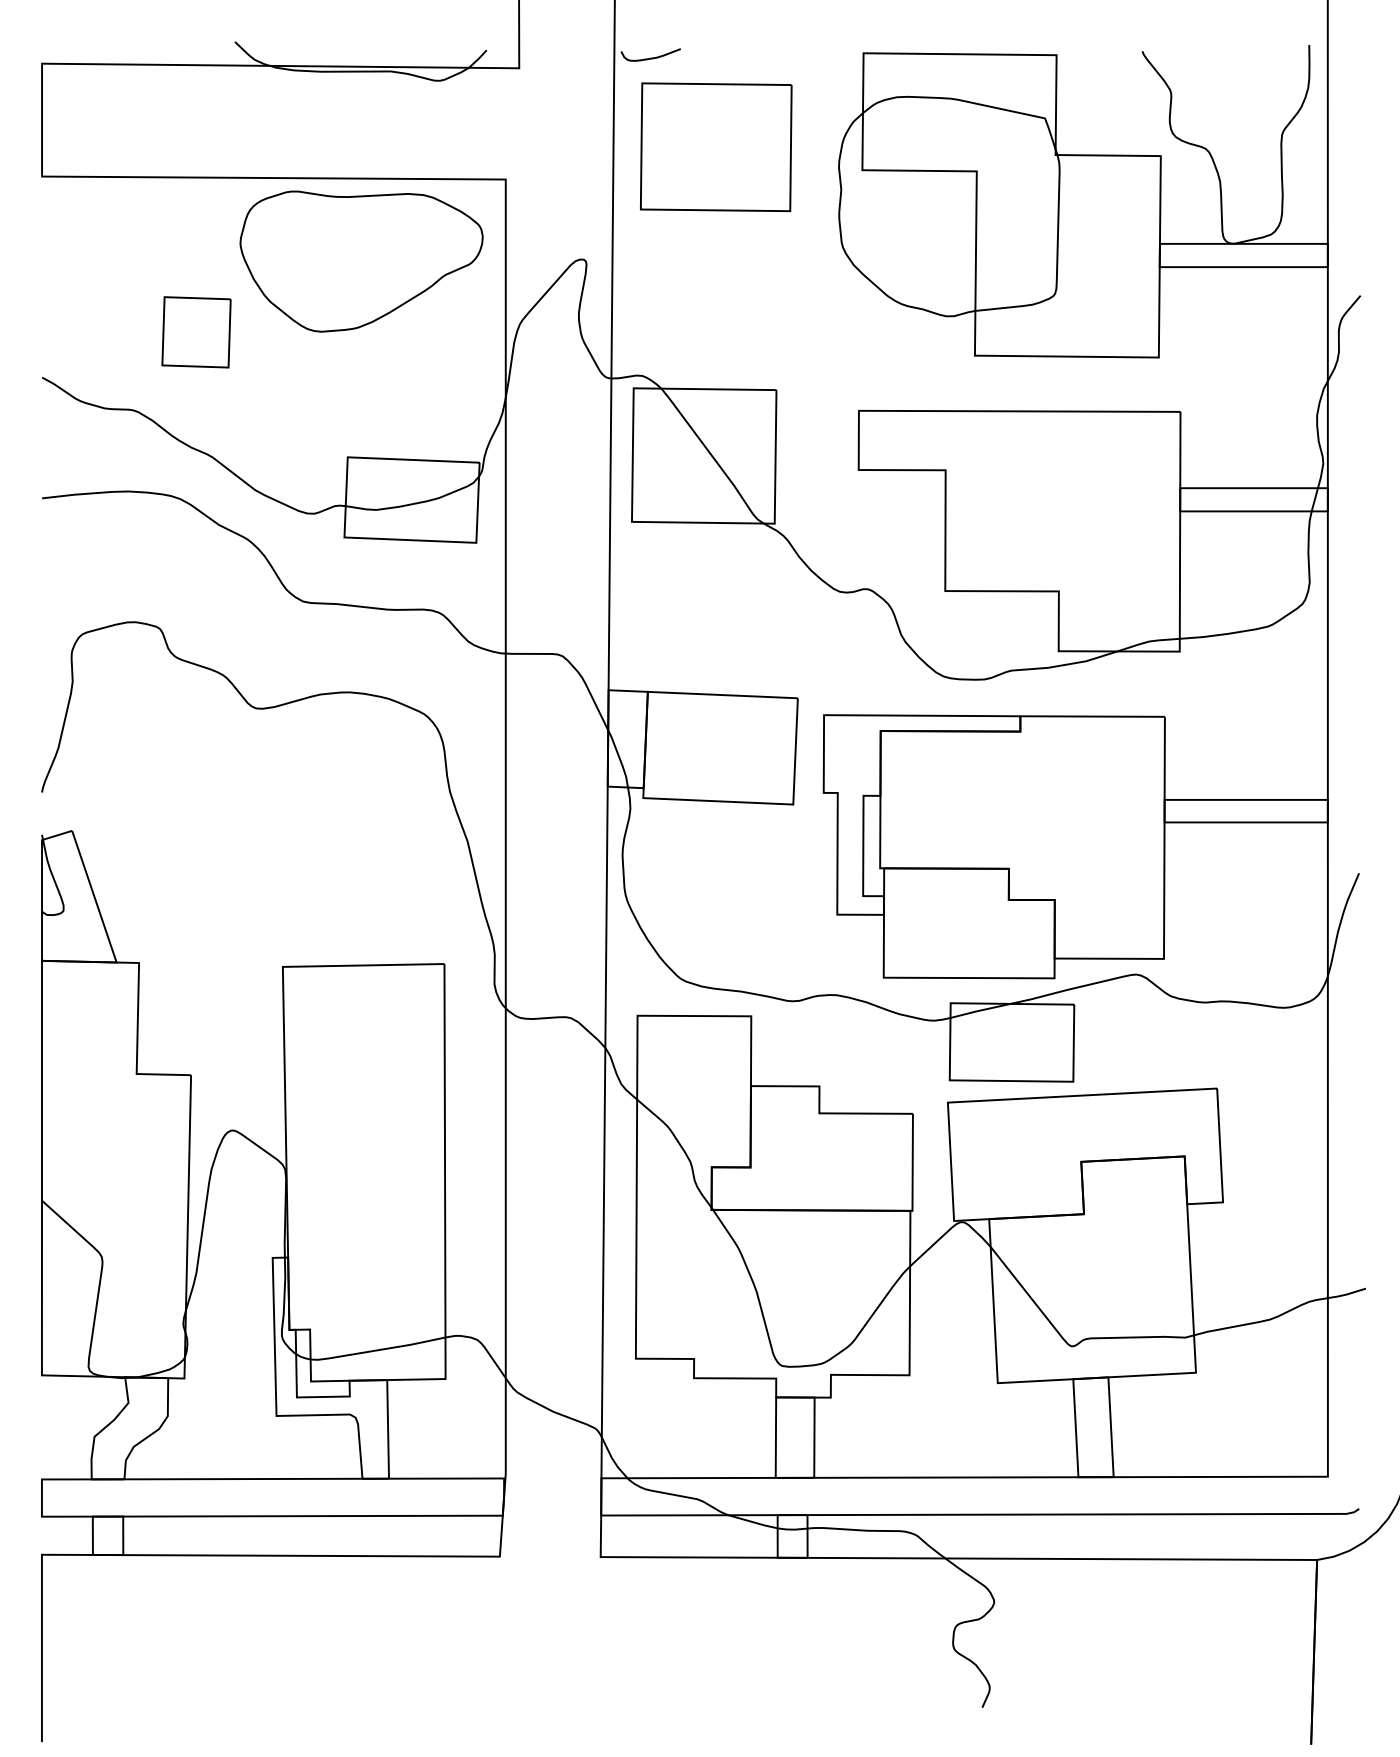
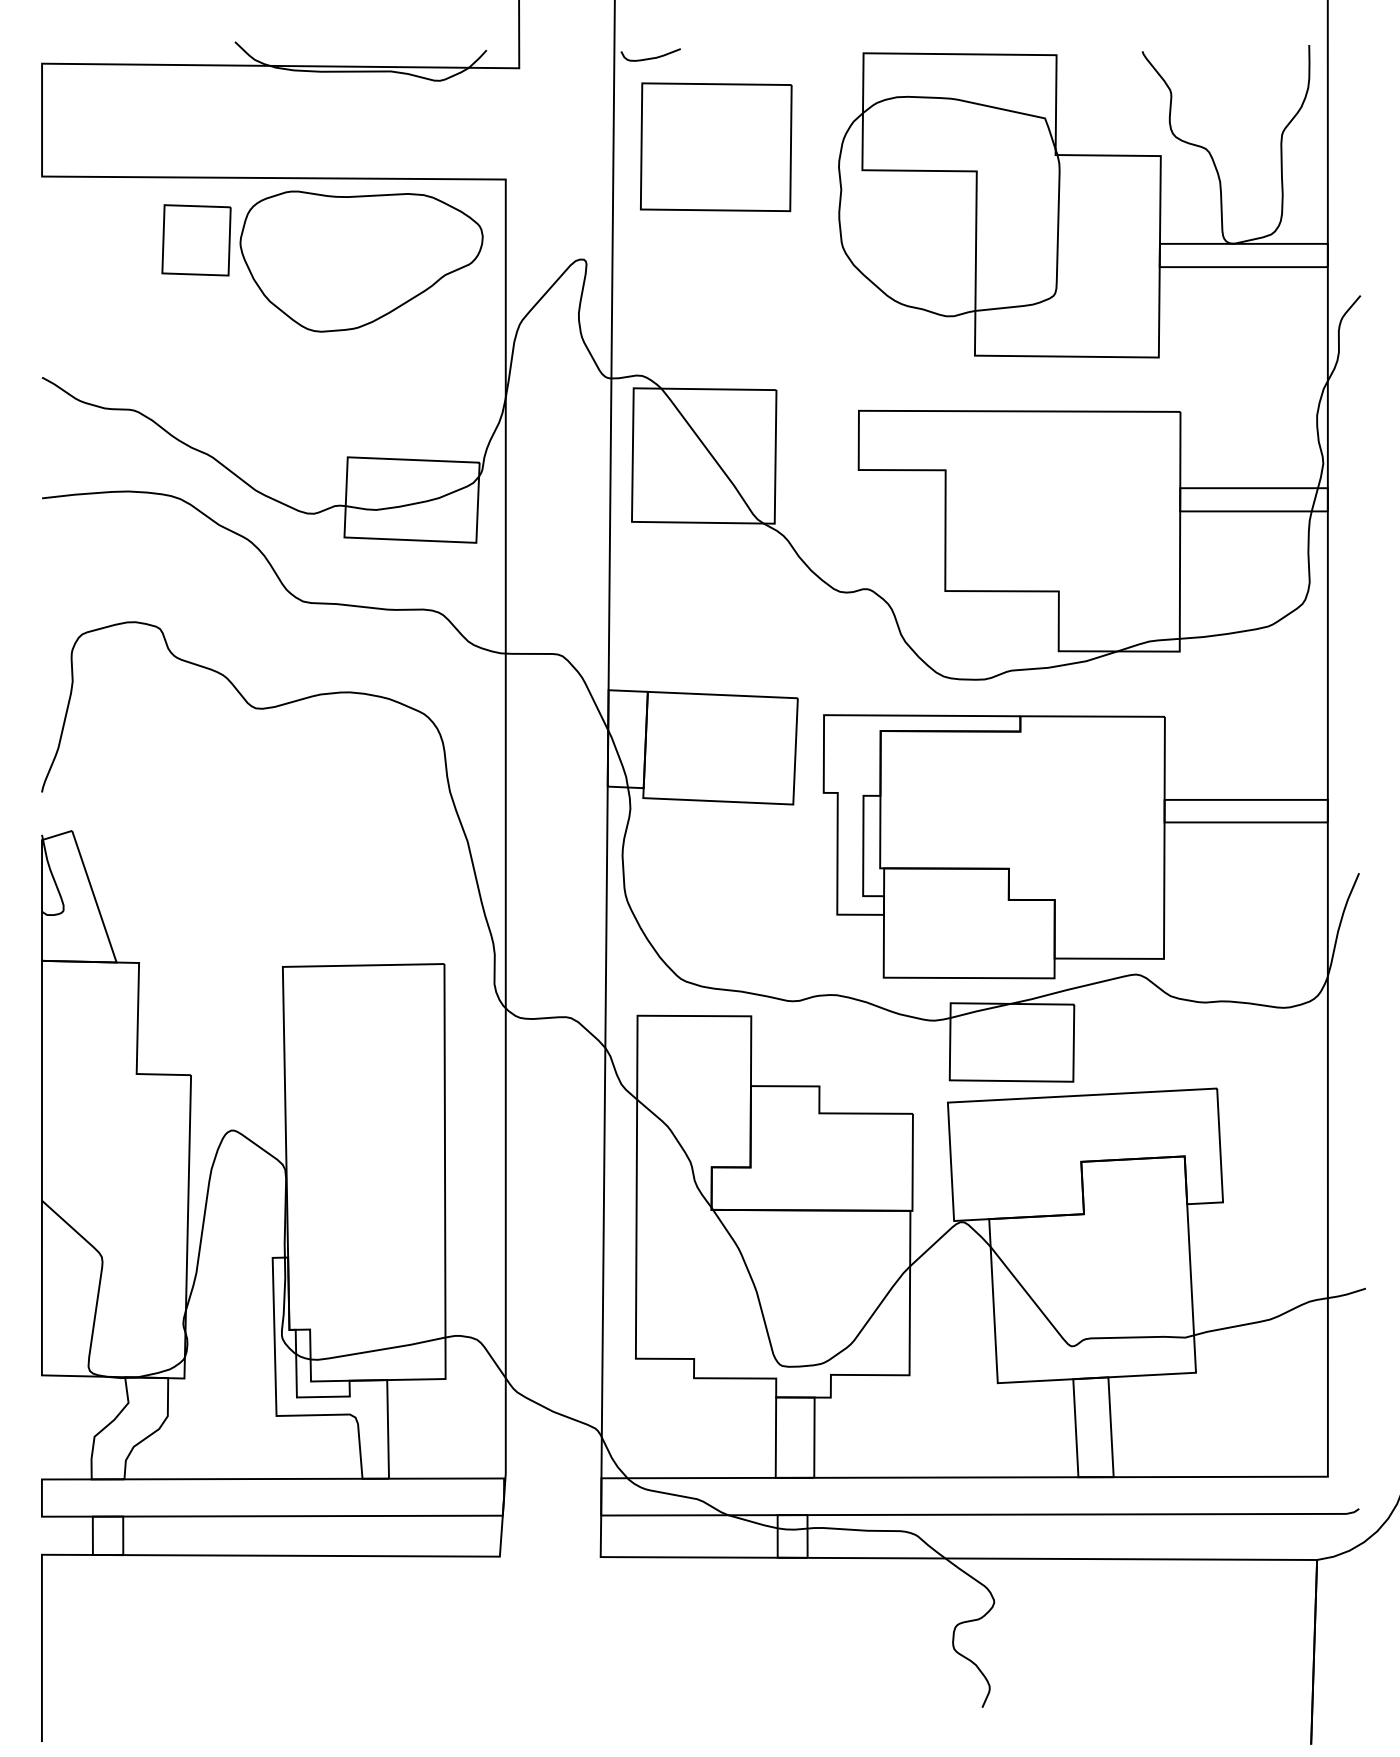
part position: (196, 332) -> (196, 240) (196, 240)
